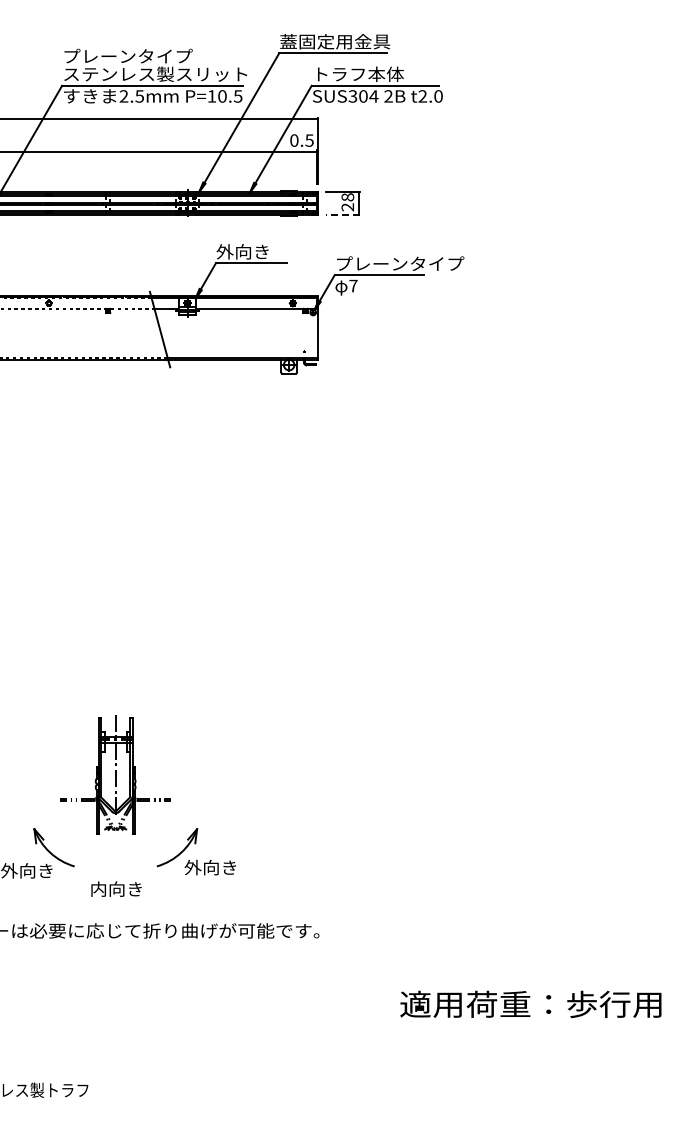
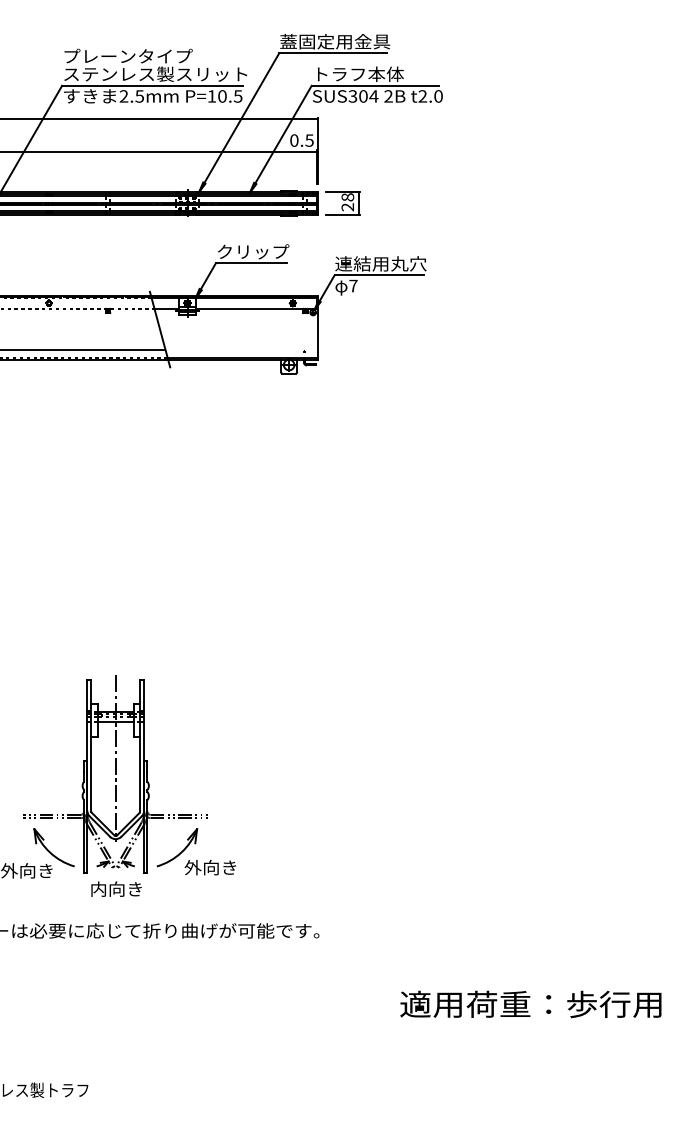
line: dashed -> solid (342, 215)
text: 外向き -> クリップ (252, 251)
text: プレーンタイプ -> 連結用丸穴 (399, 263)
line: none -> present (83, 349)
part size: 111x120 px -> 185x199 px (115, 774)
